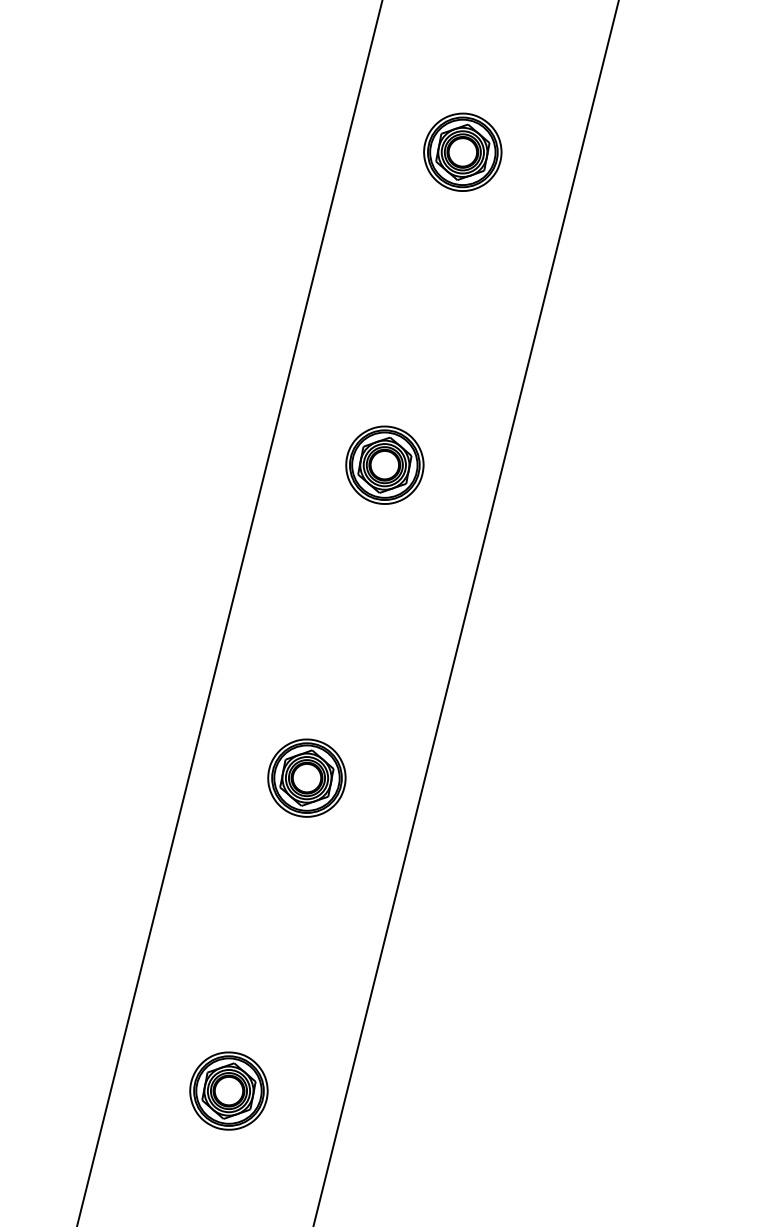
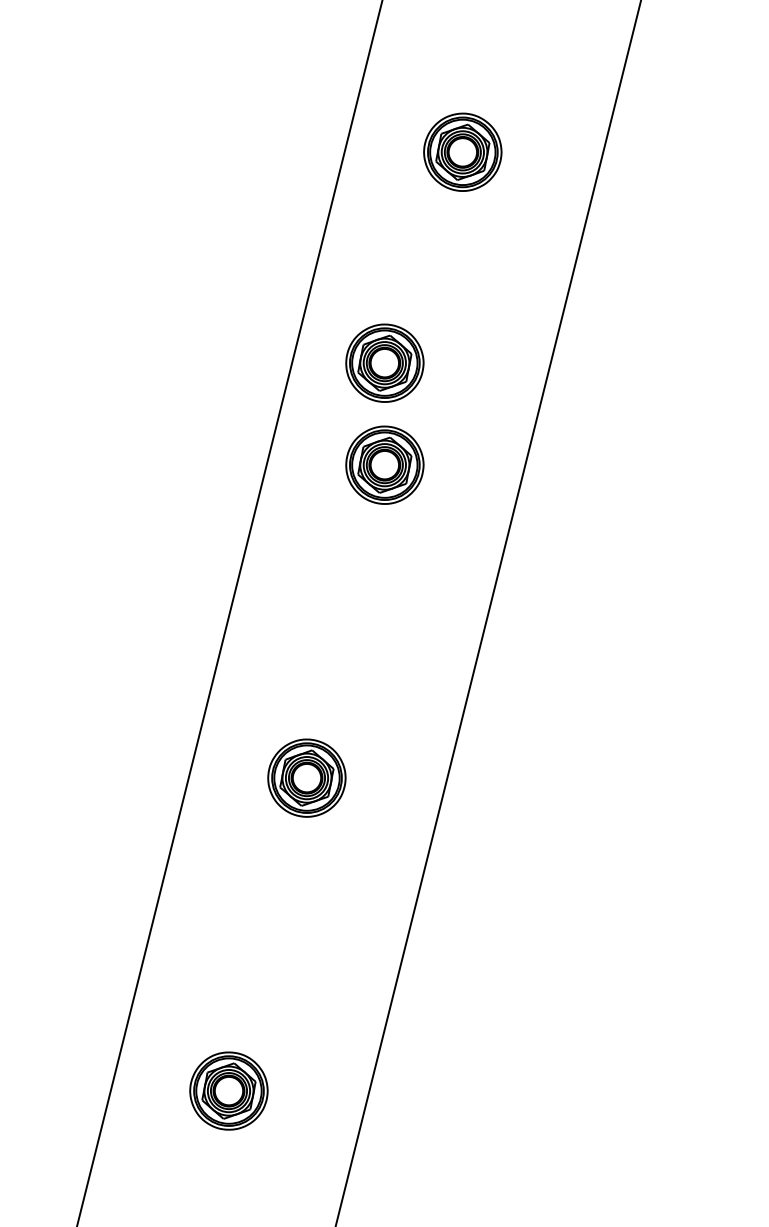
part: none -> present (384, 362)
line position: (466, 612) -> (488, 612) (488, 612)
